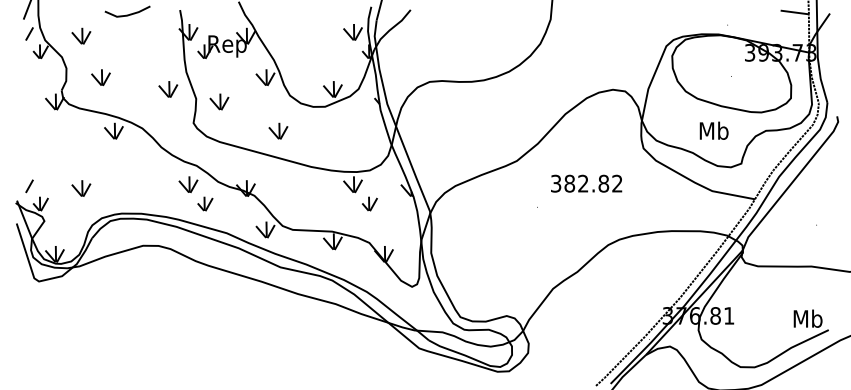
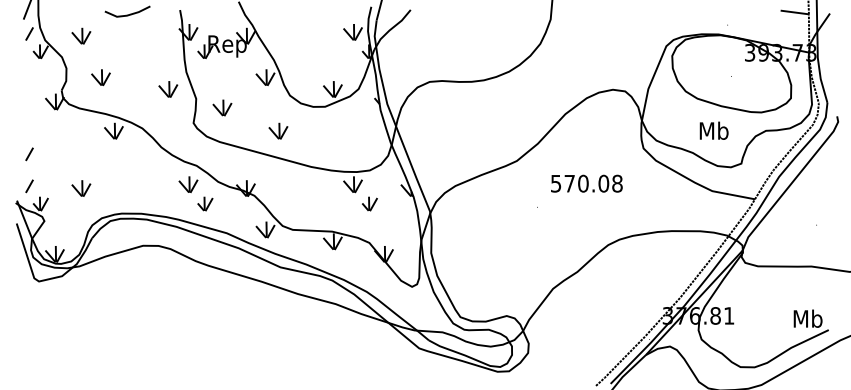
part position: (219, 101) -> (222, 107) (222, 107)
line: none -> present (29, 154)
text: 382.82 -> 570.08 (586, 183)
